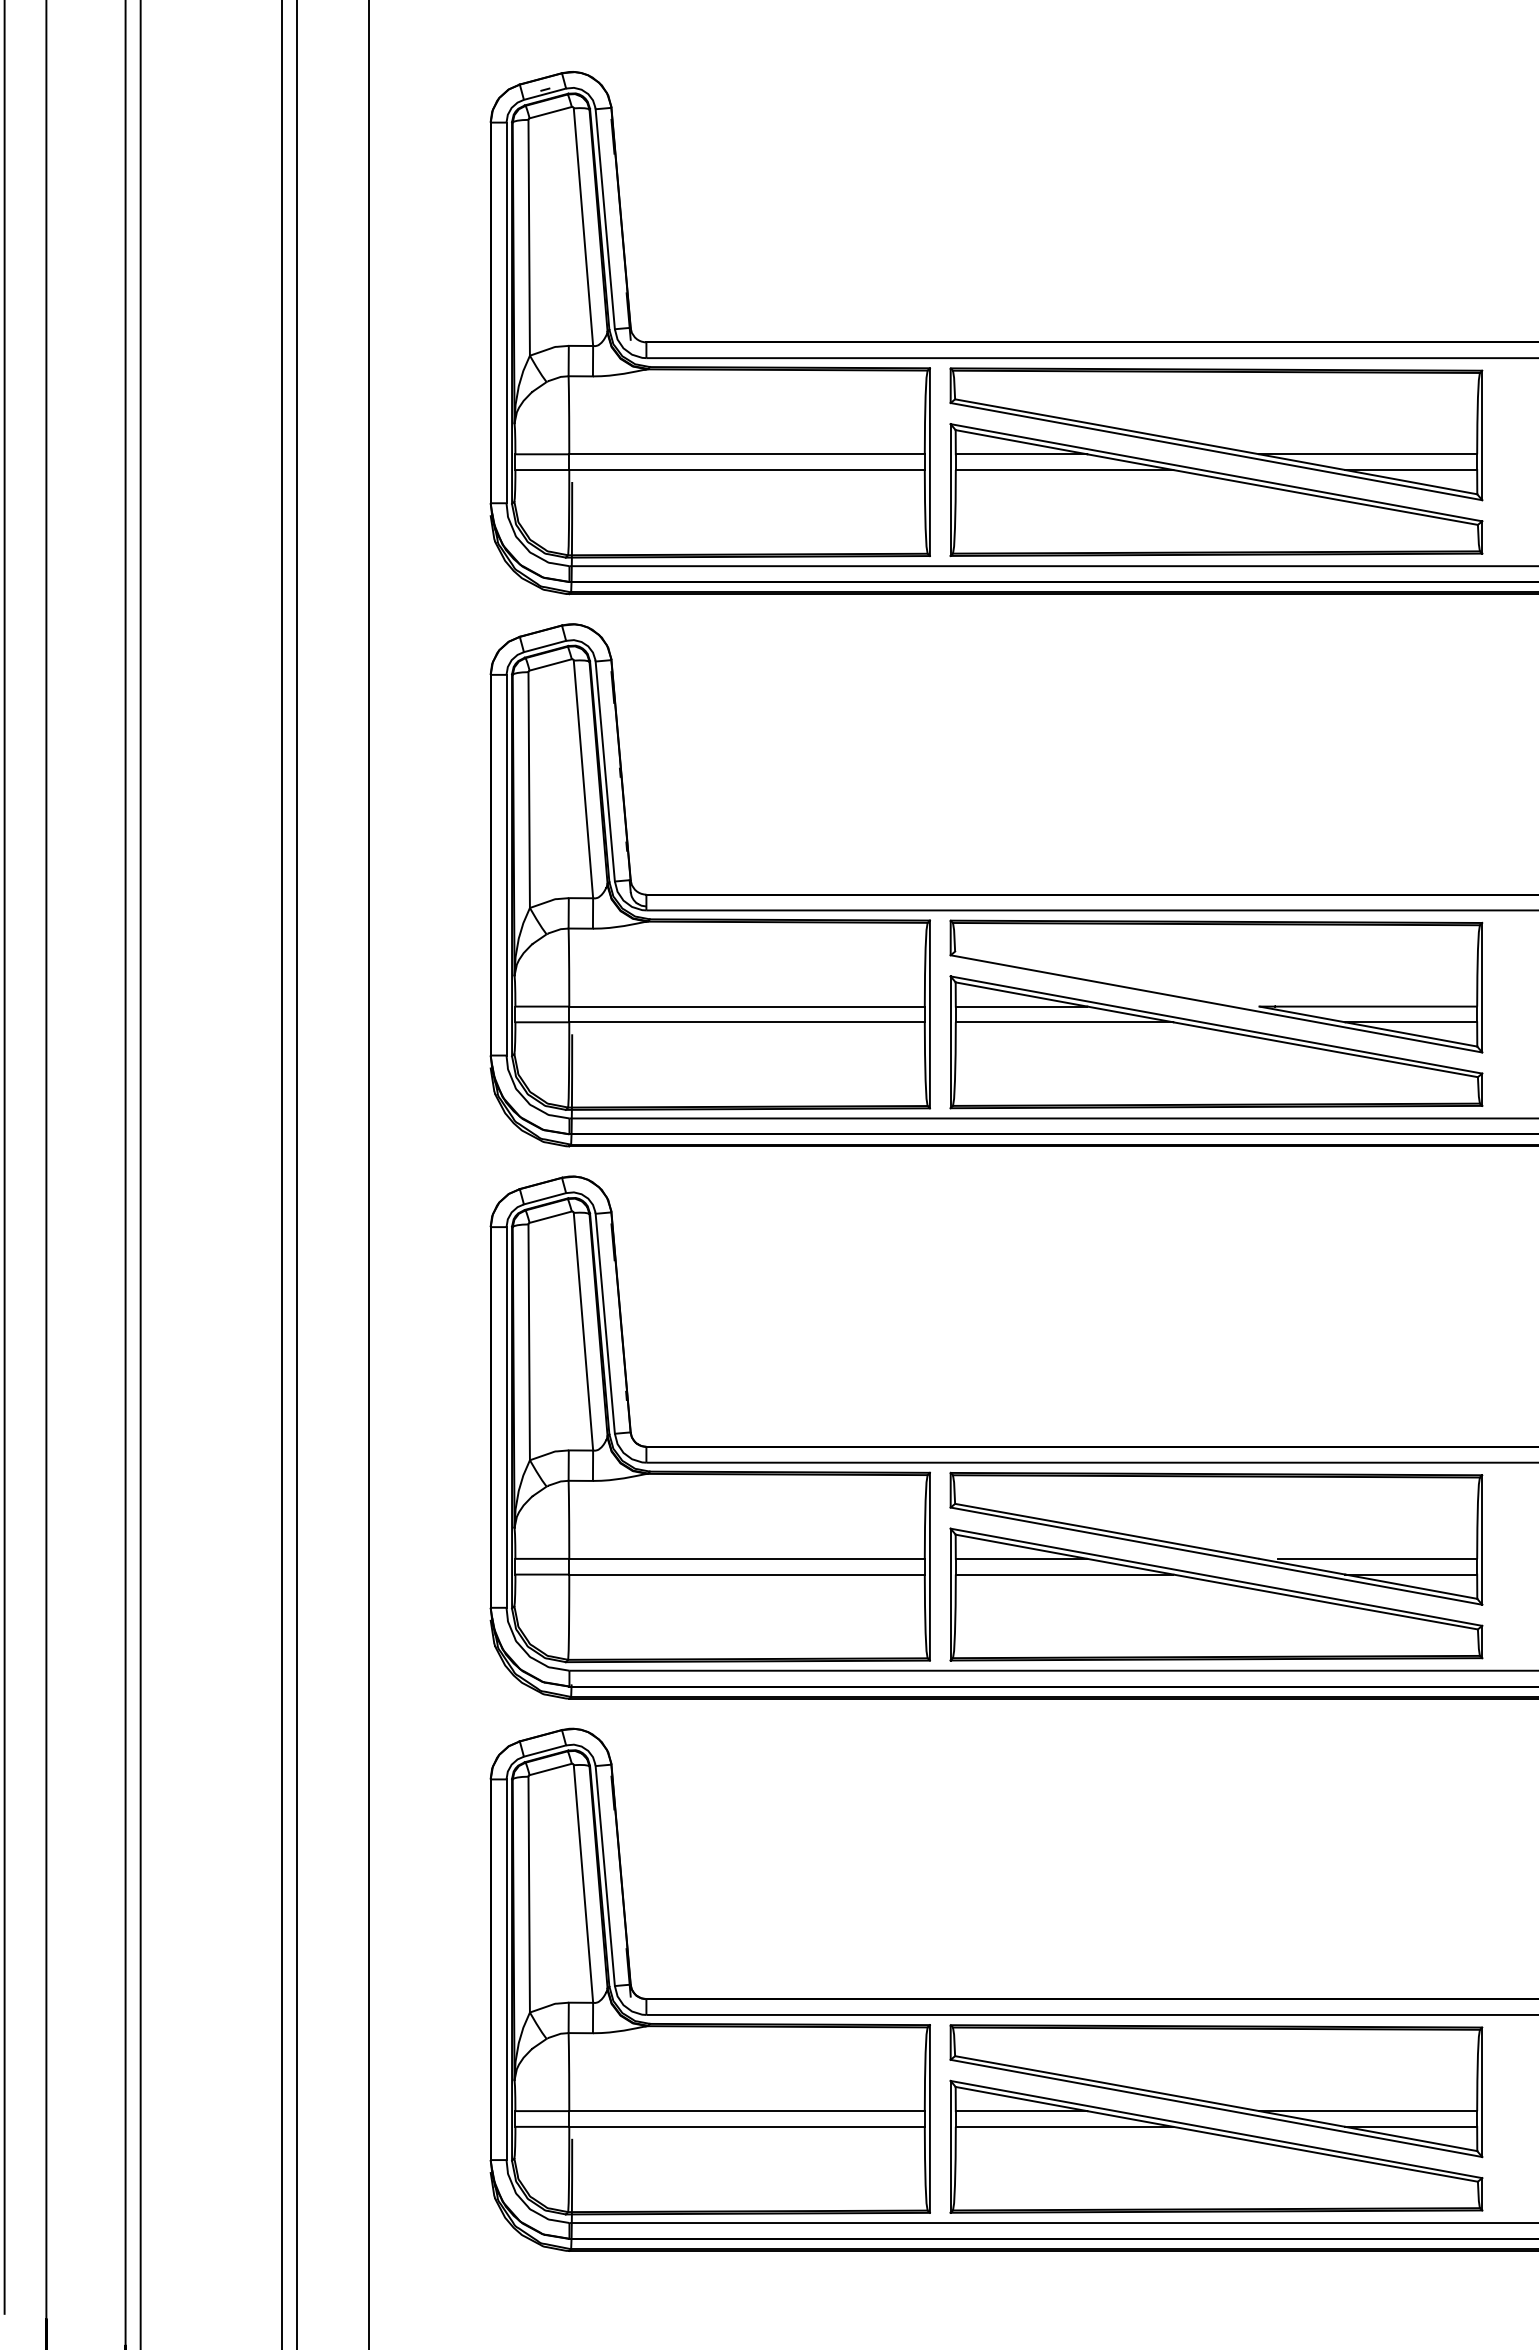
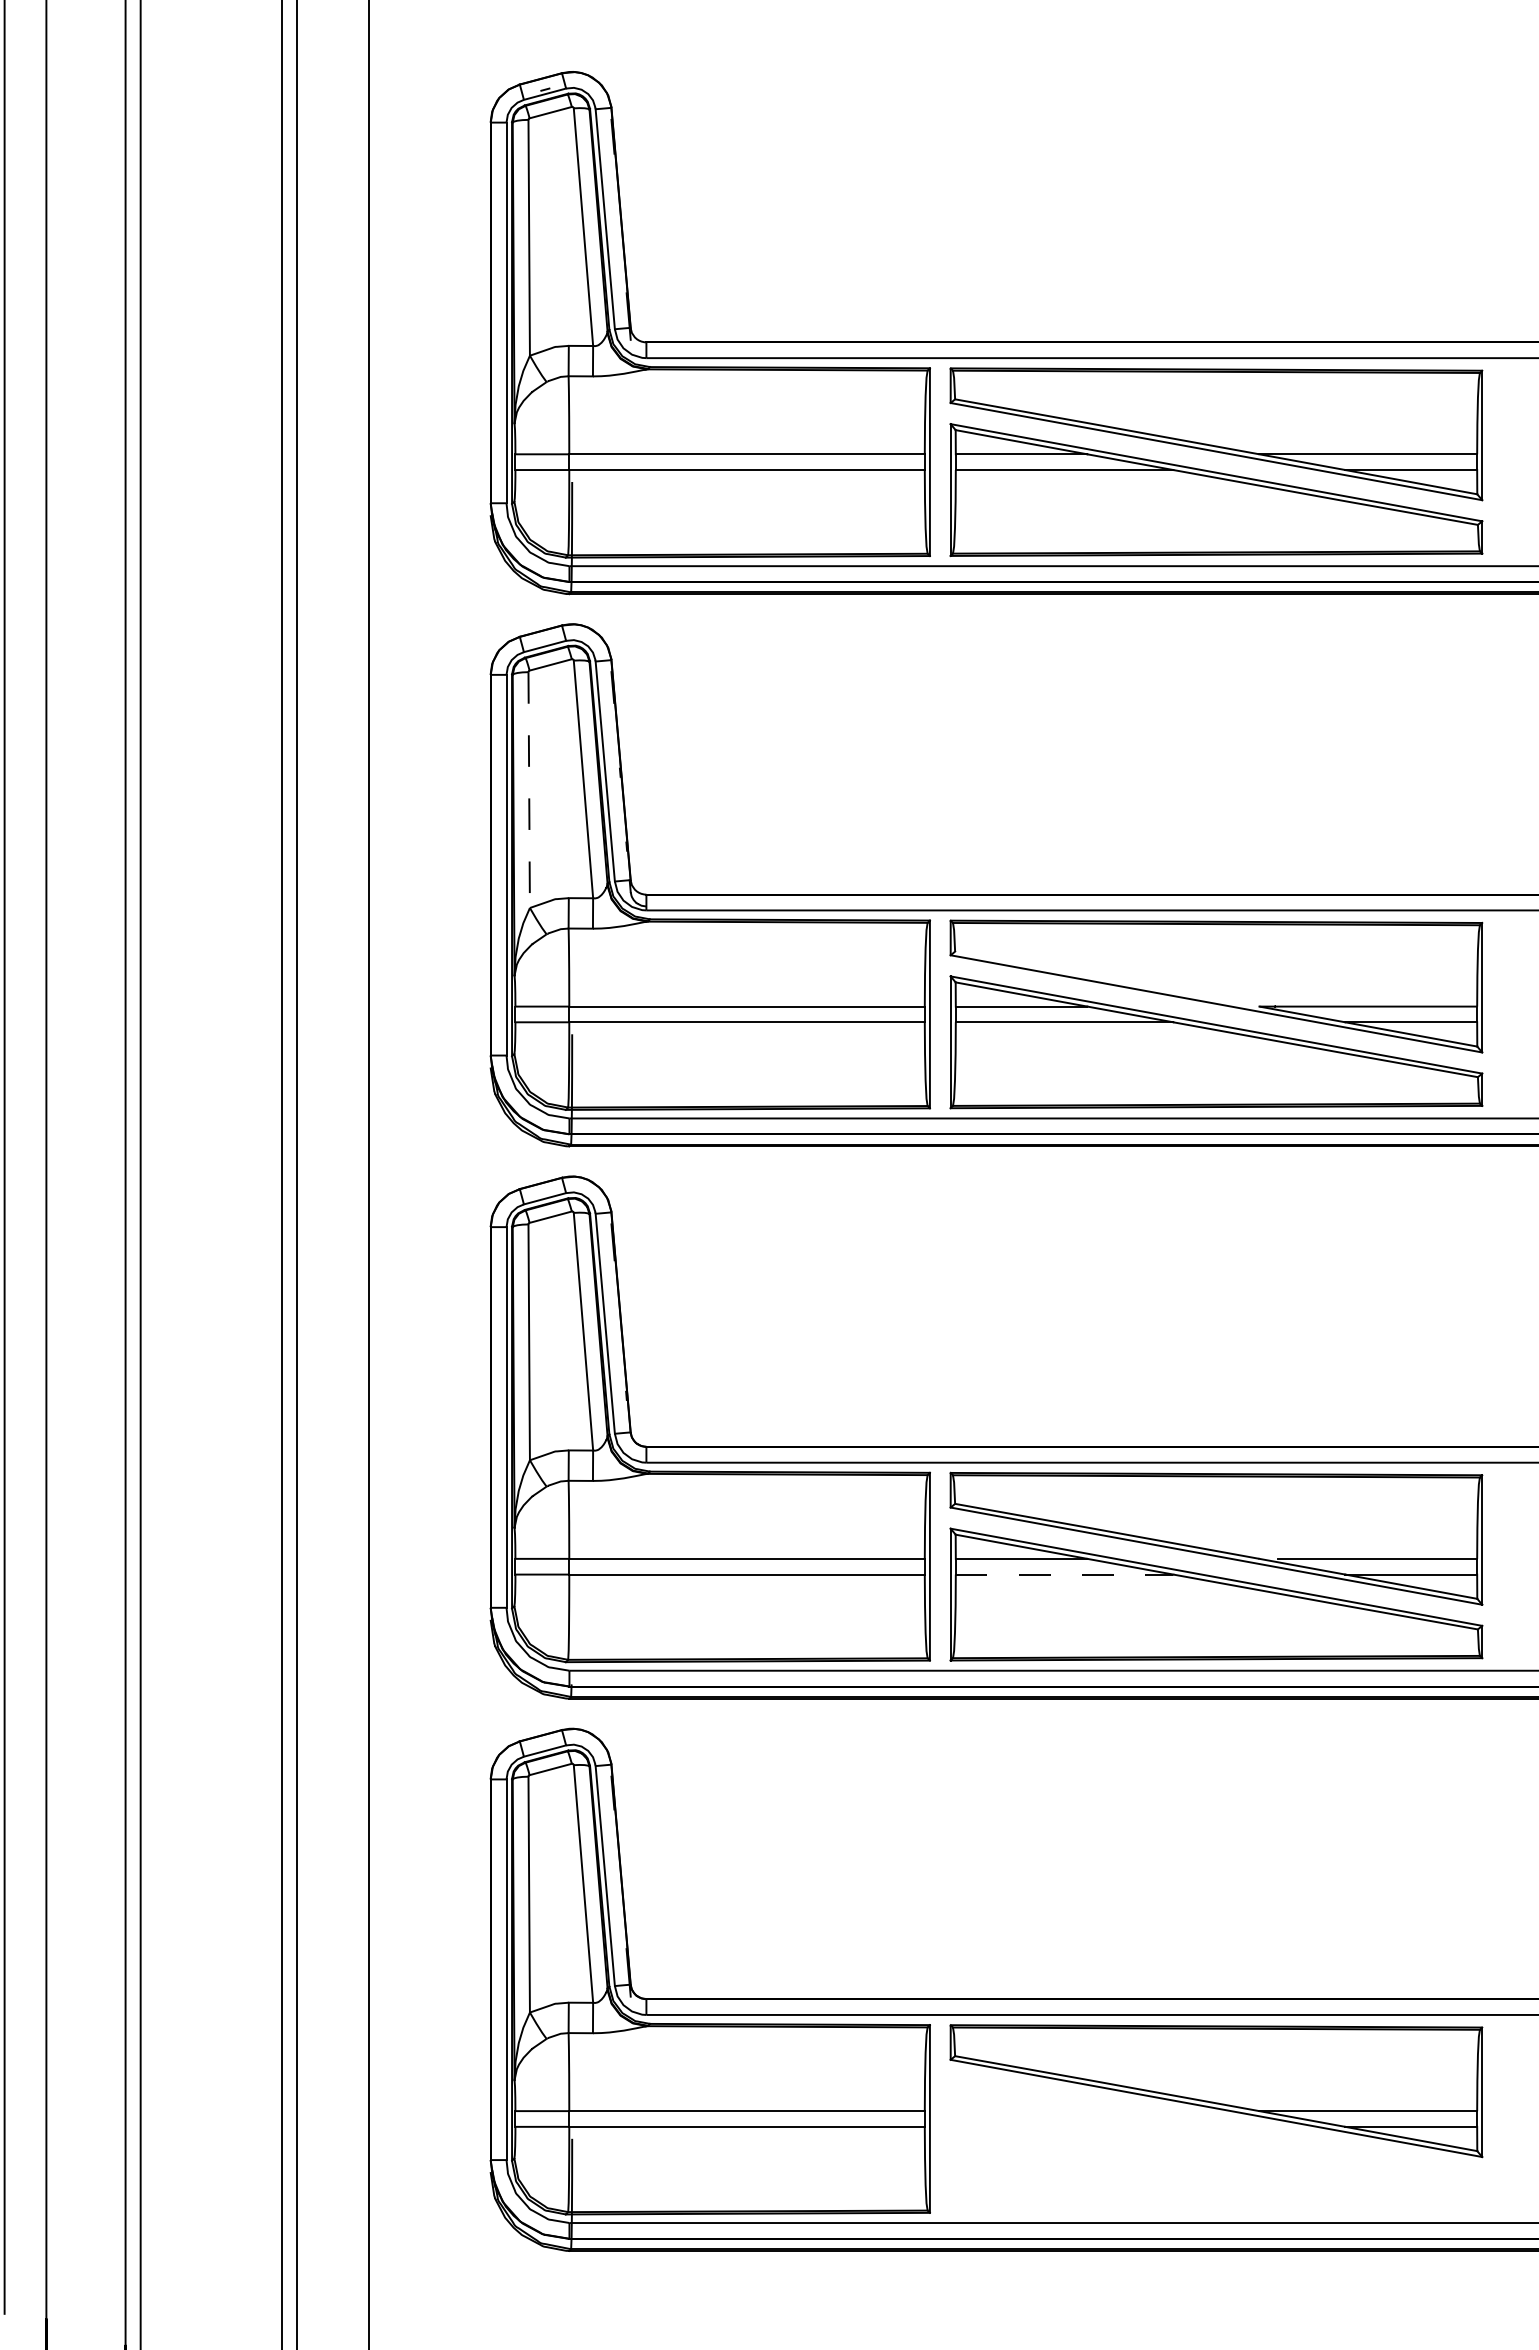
line: solid -> dashed (529, 790)
line: solid -> dashed (1064, 1574)
part: present -> none (1216, 2146)
